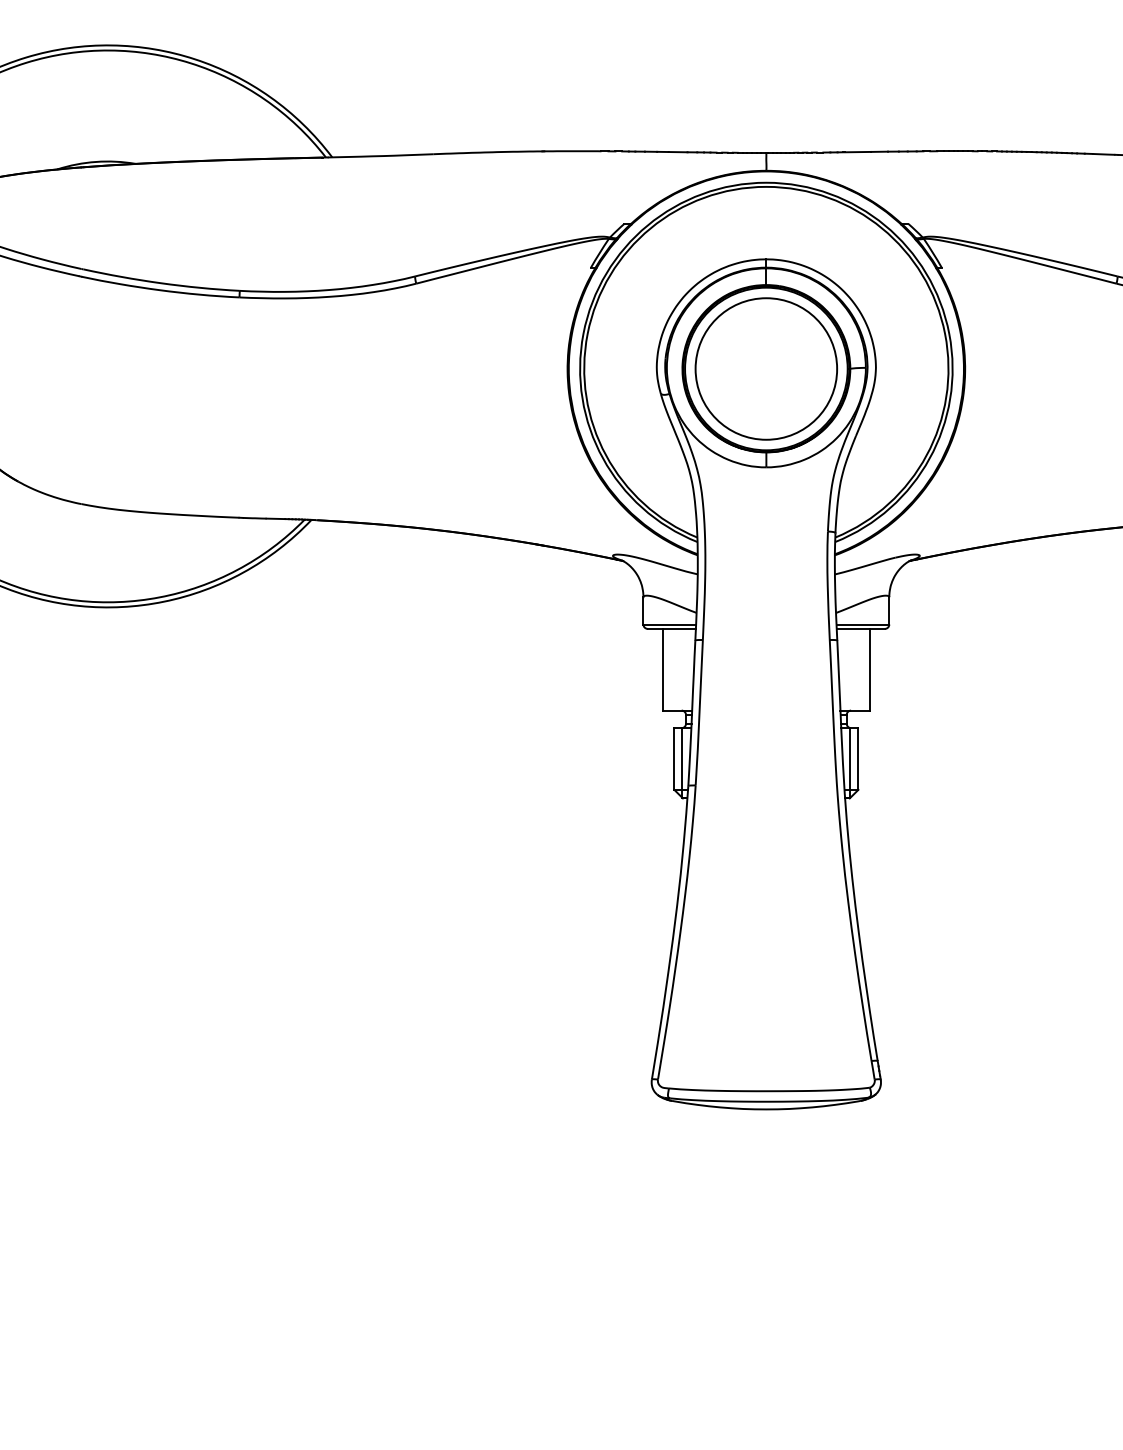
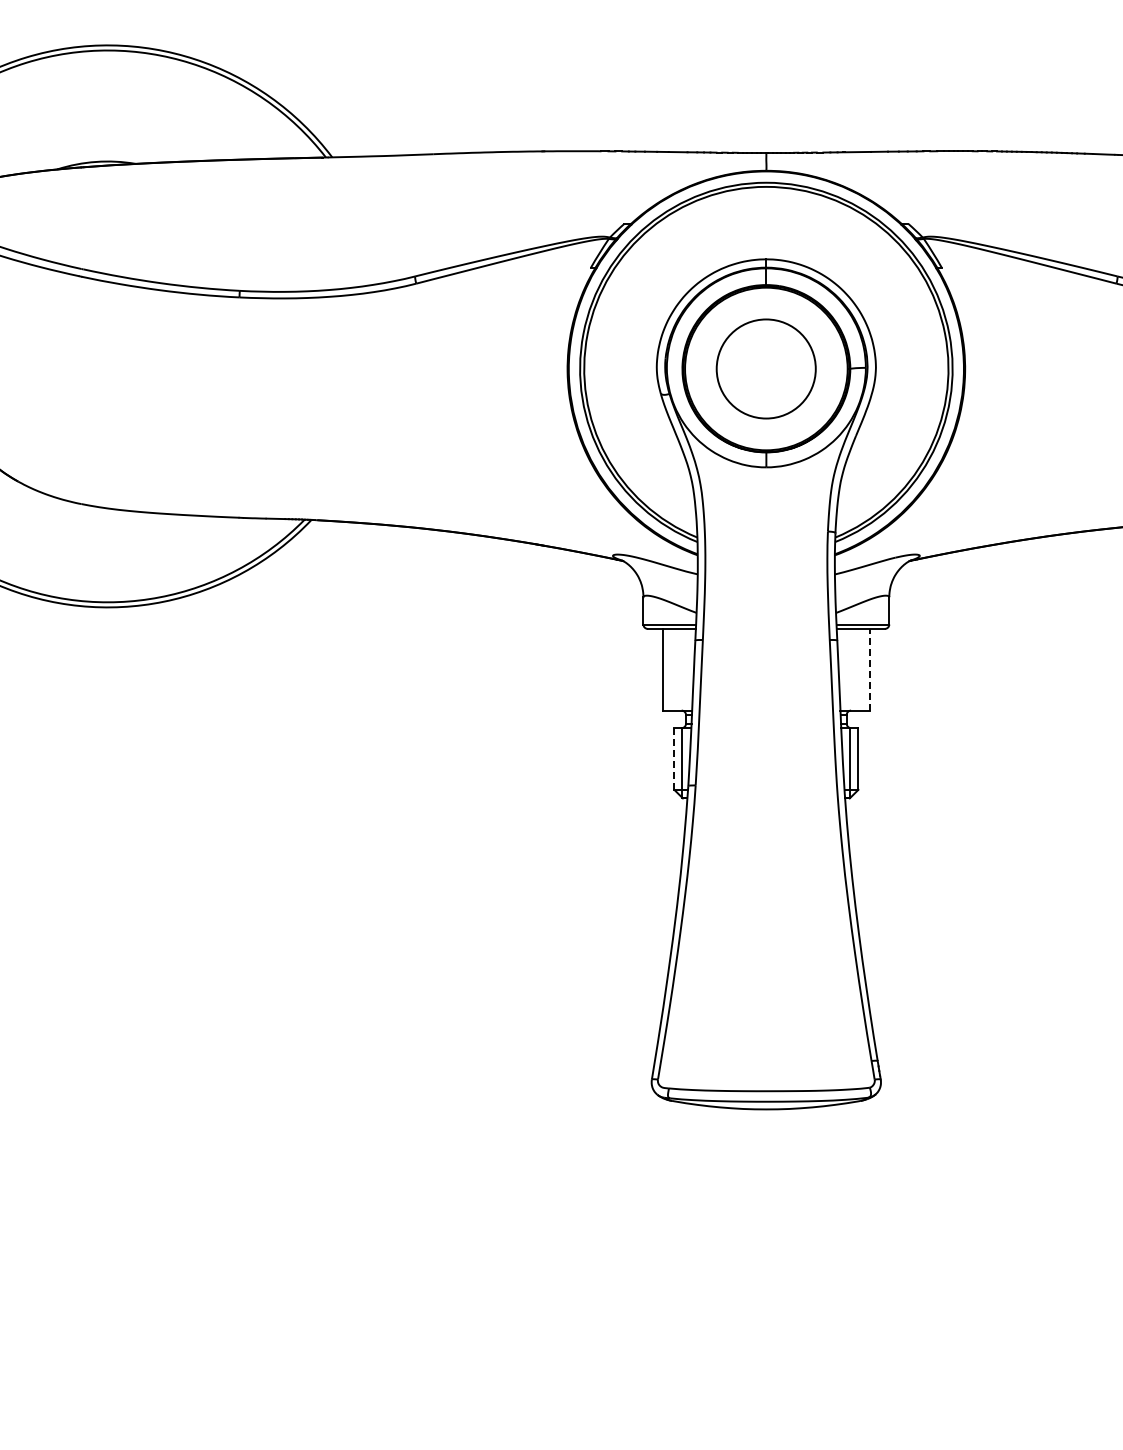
circle size: 144x144 px -> 102x102 px (765, 368)
line: solid -> dashed (869, 669)
line: solid -> dashed (674, 759)
